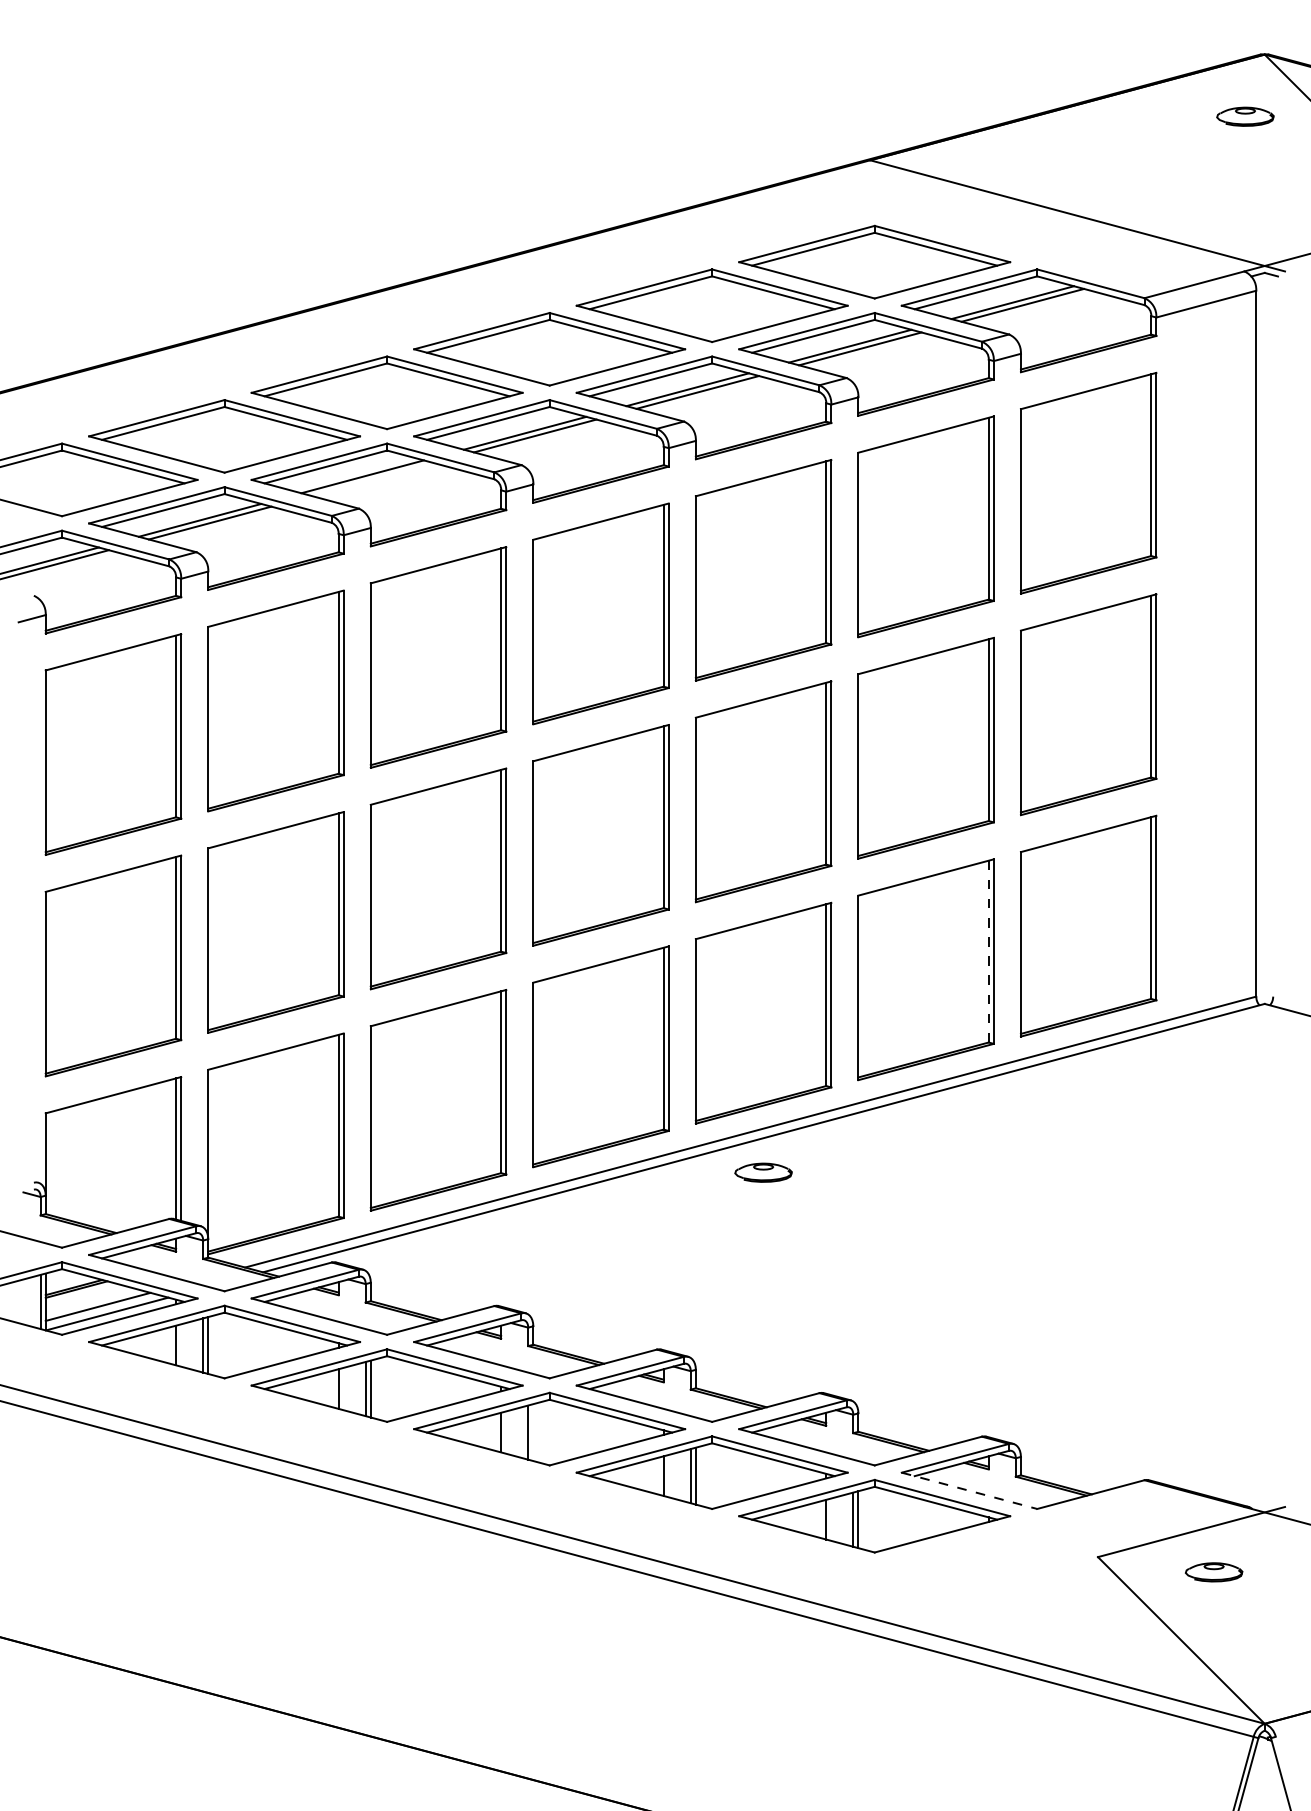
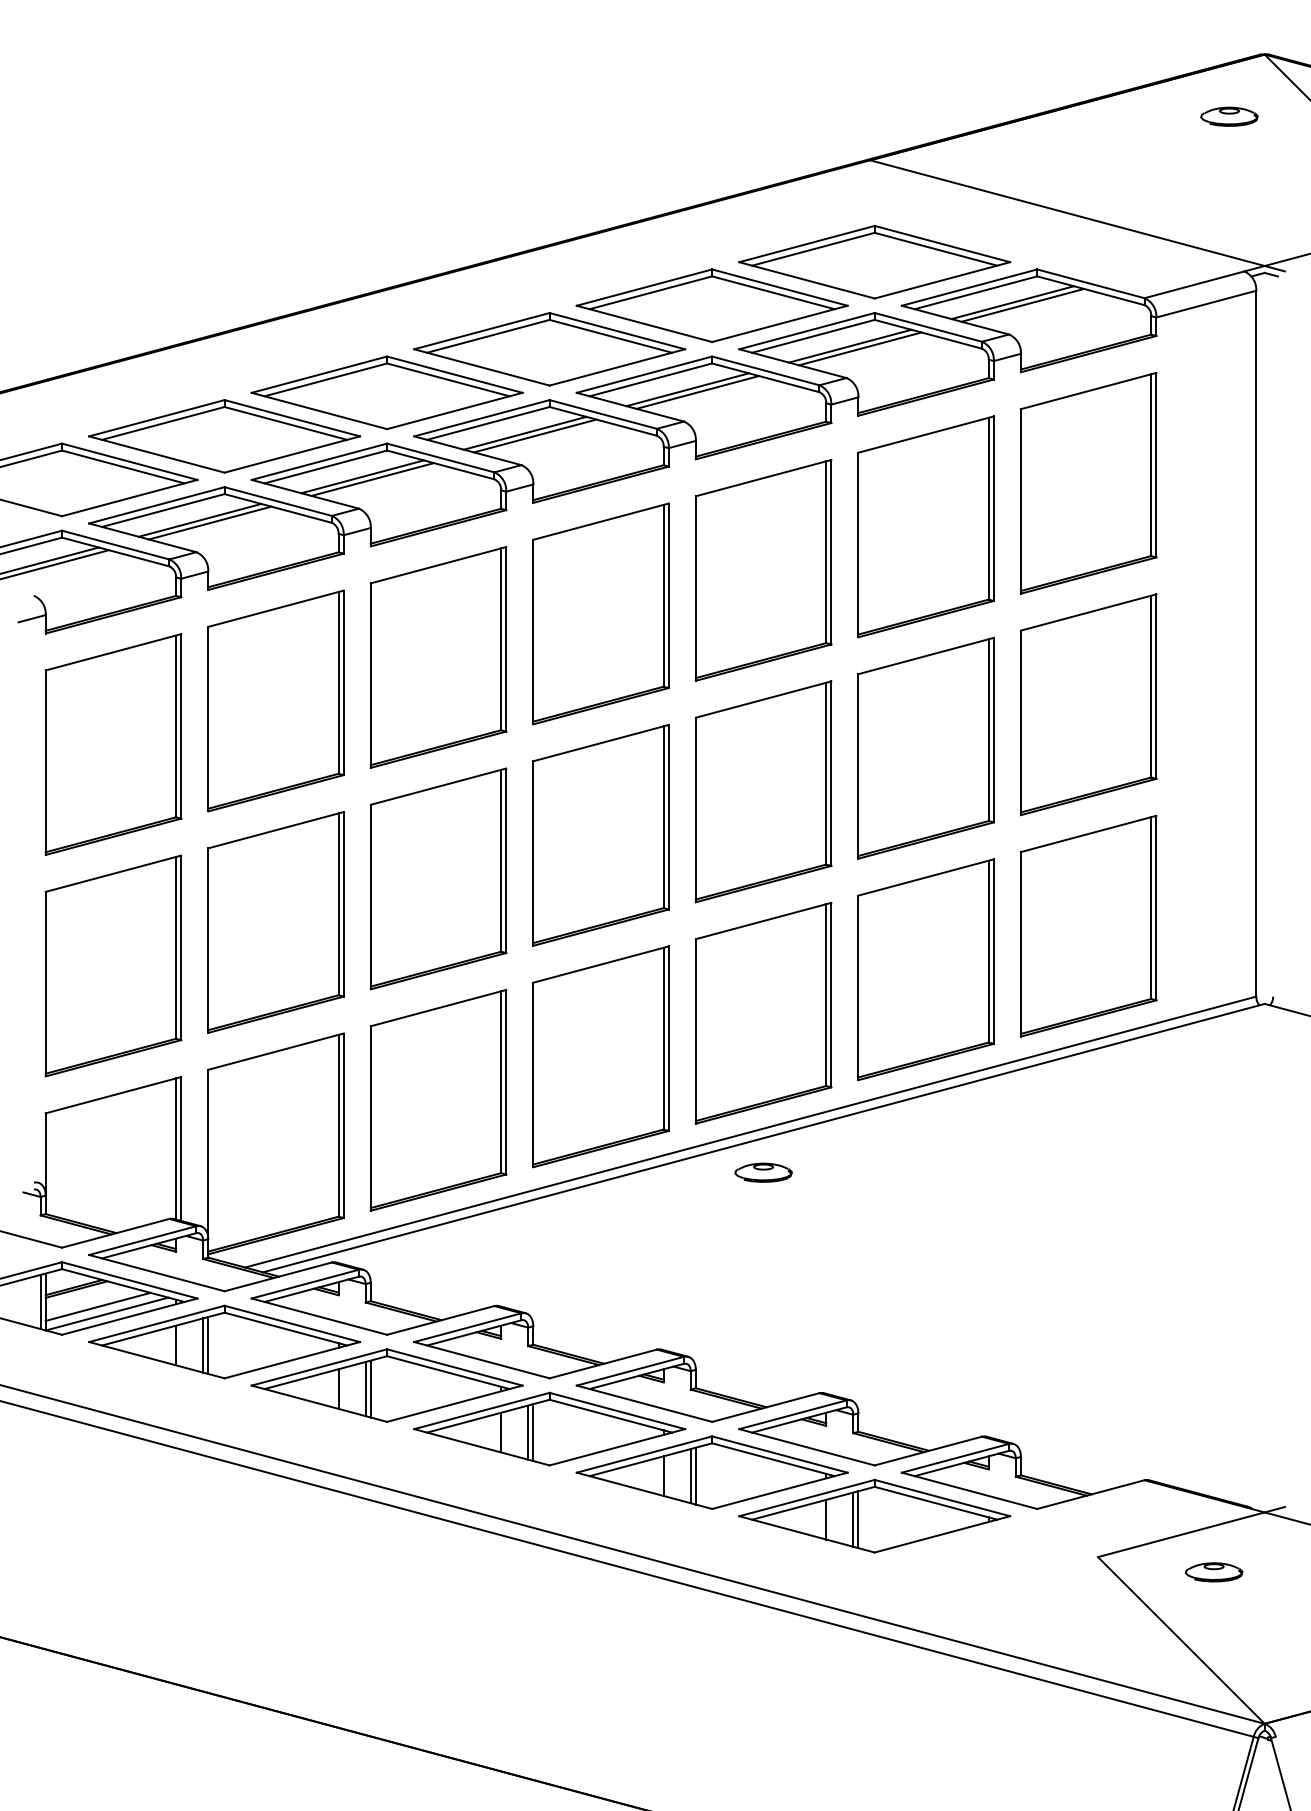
part position: (1245, 116) -> (1229, 116) (1229, 116)
line: none -> present (372, 479)
line: dashed -> solid (988, 951)
line: none -> present (533, 1432)
line: dashed -> solid (970, 1490)
